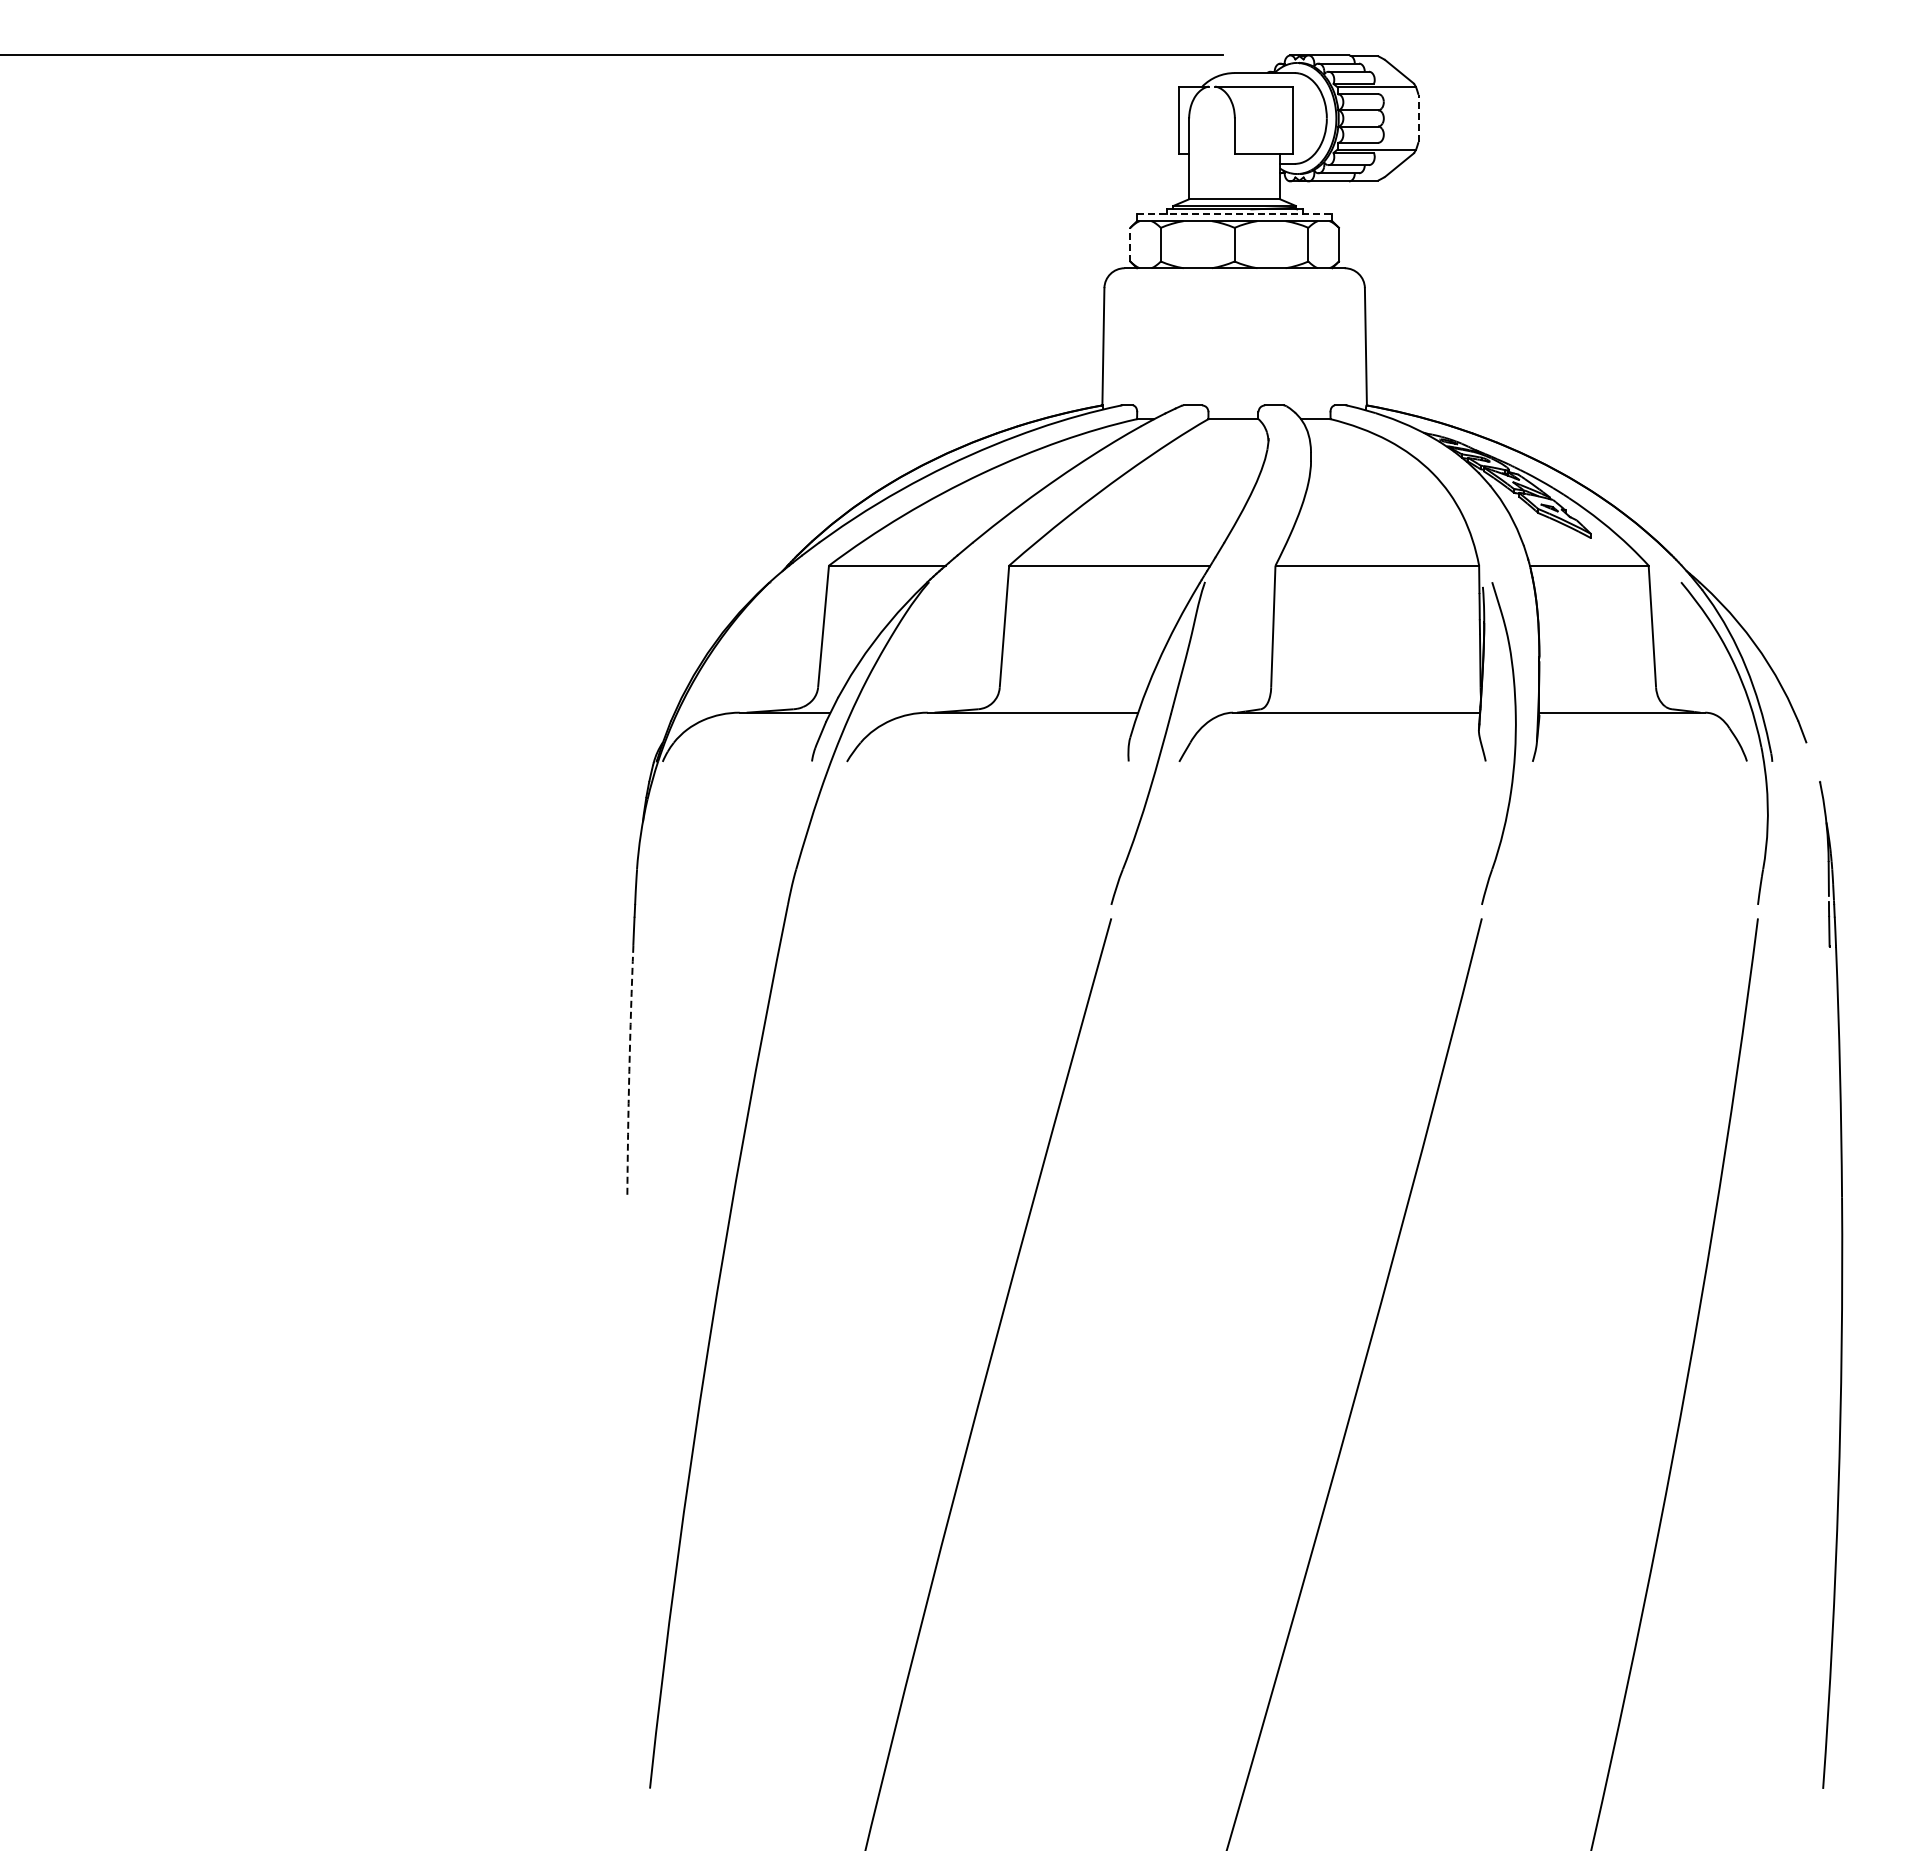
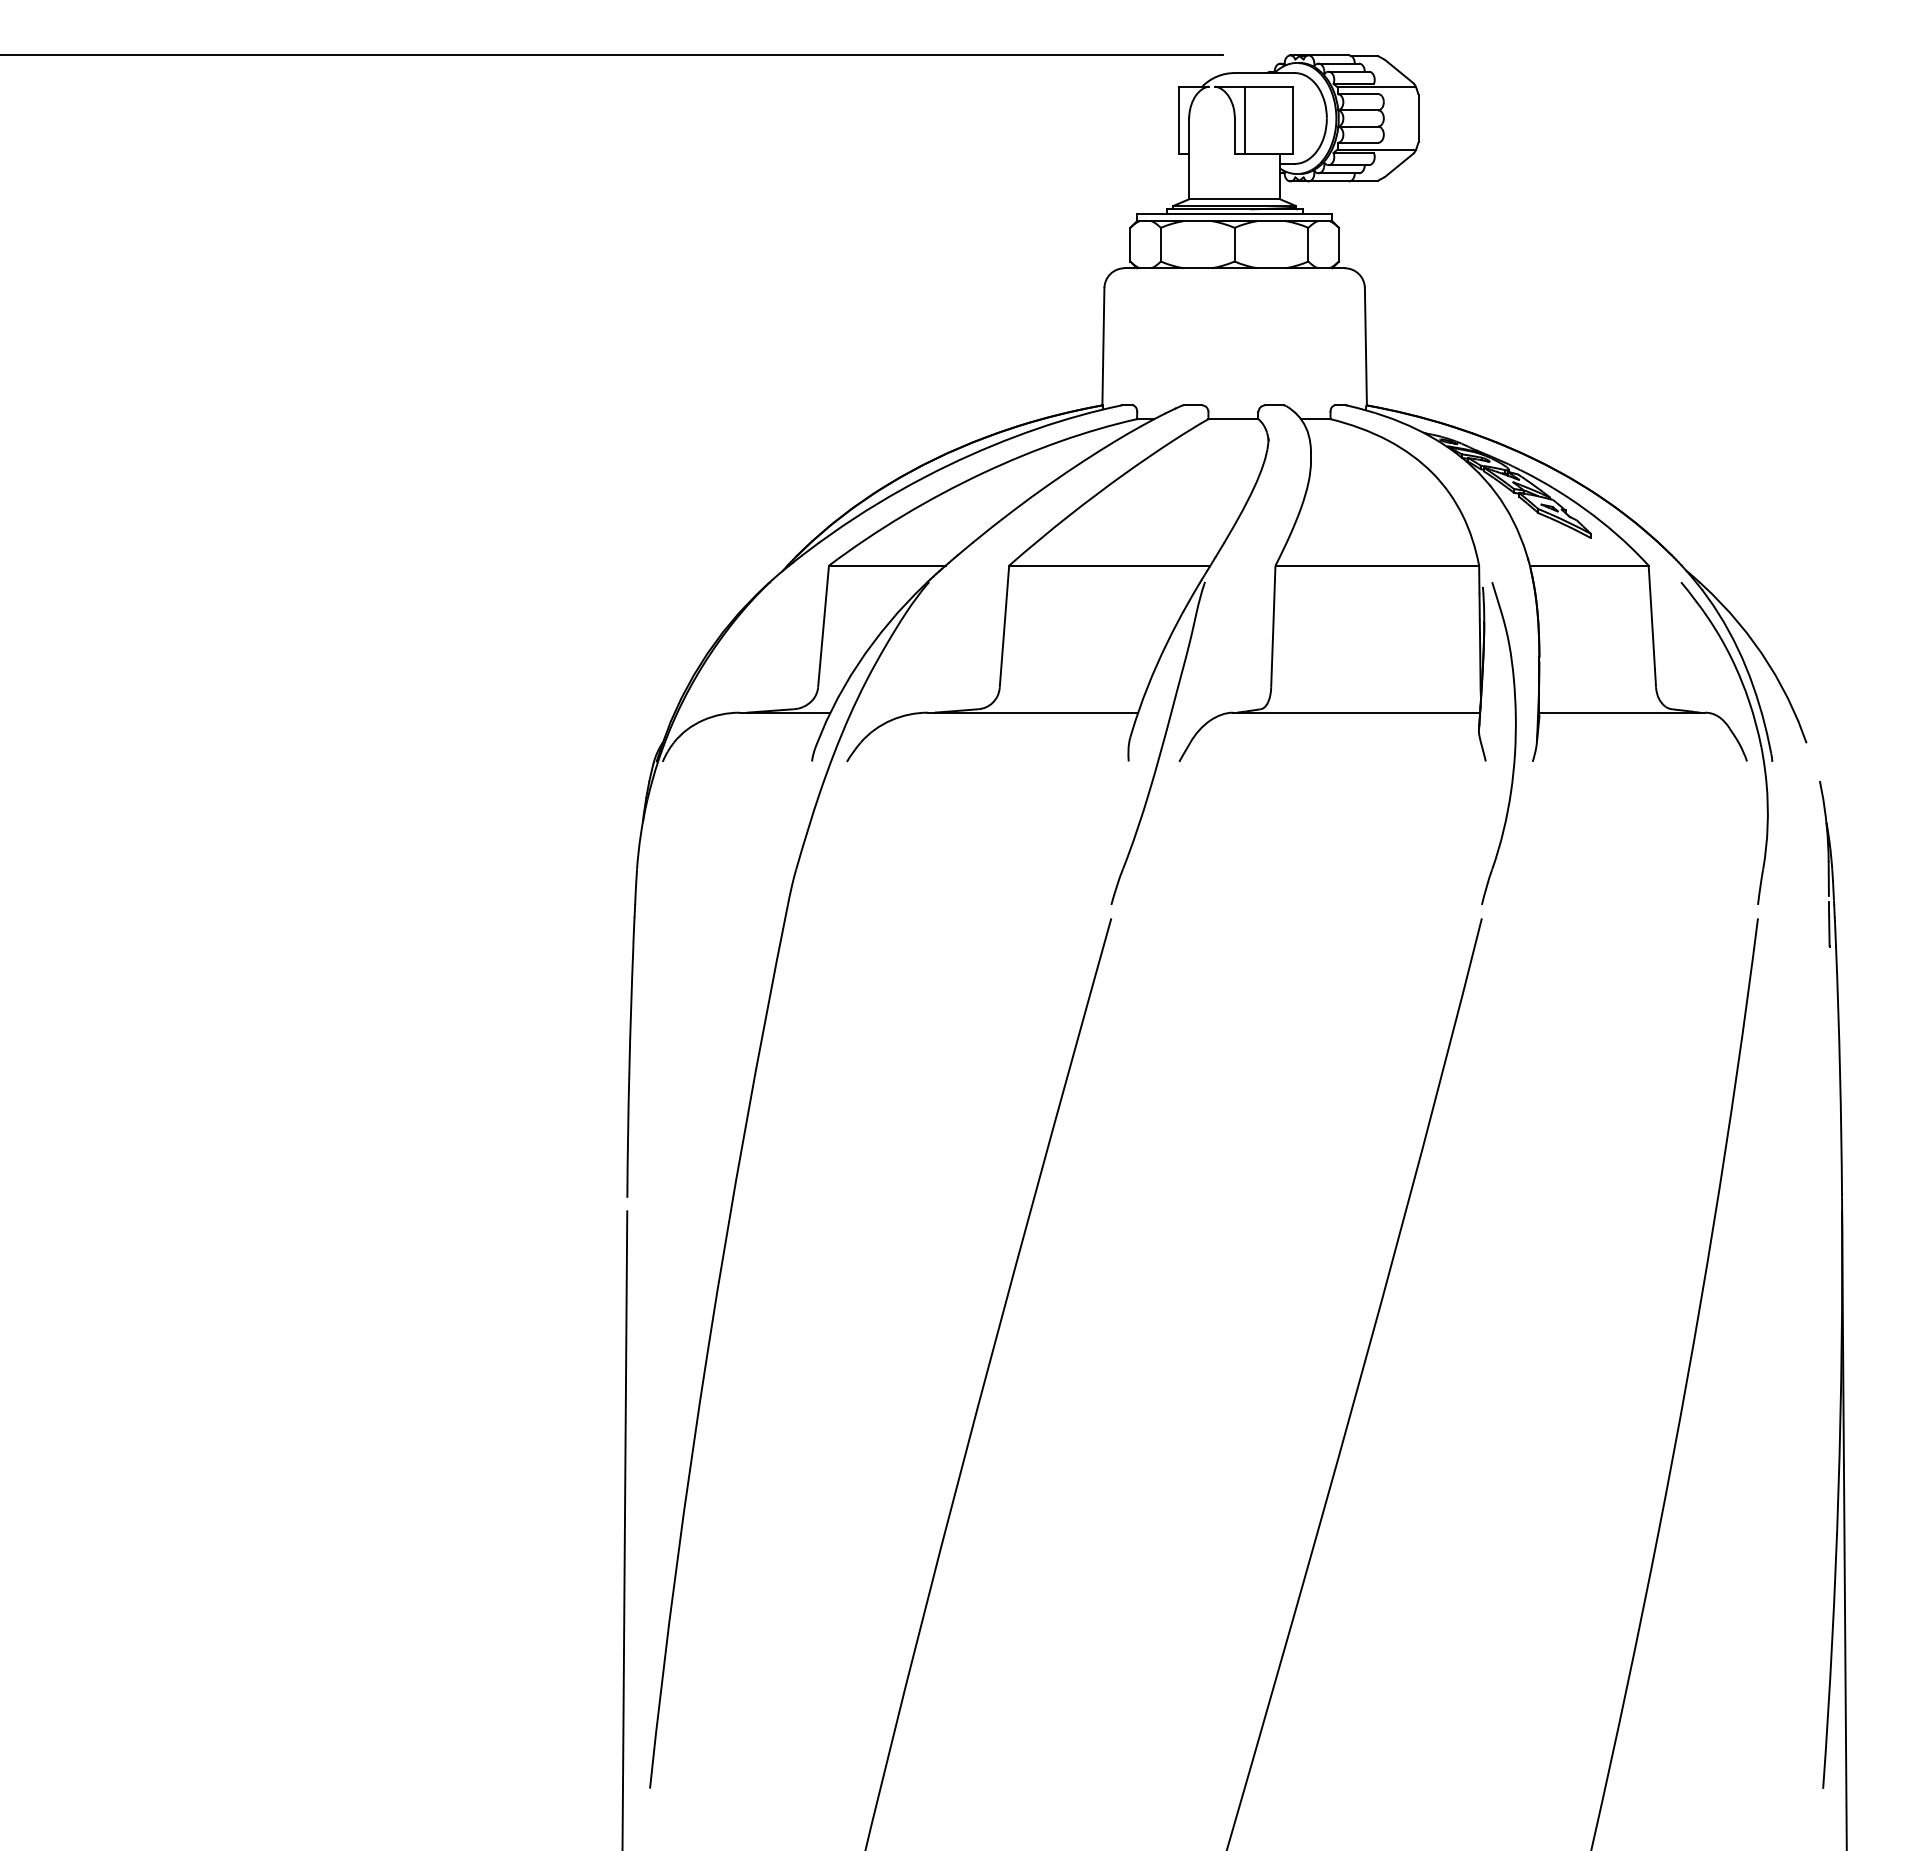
line: dashed -> solid (1418, 118)
line: none -> present (1245, 119)
line: dashed -> solid (1234, 214)
line: dashed -> solid (1130, 244)
arc: dashed -> solid (629, 1071)
line: none -> present (624, 1529)
line: none -> present (1844, 1529)
